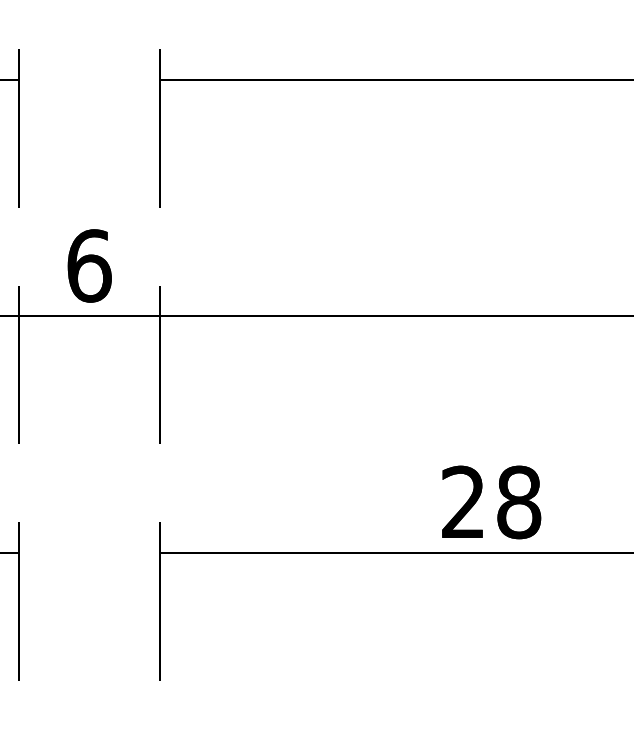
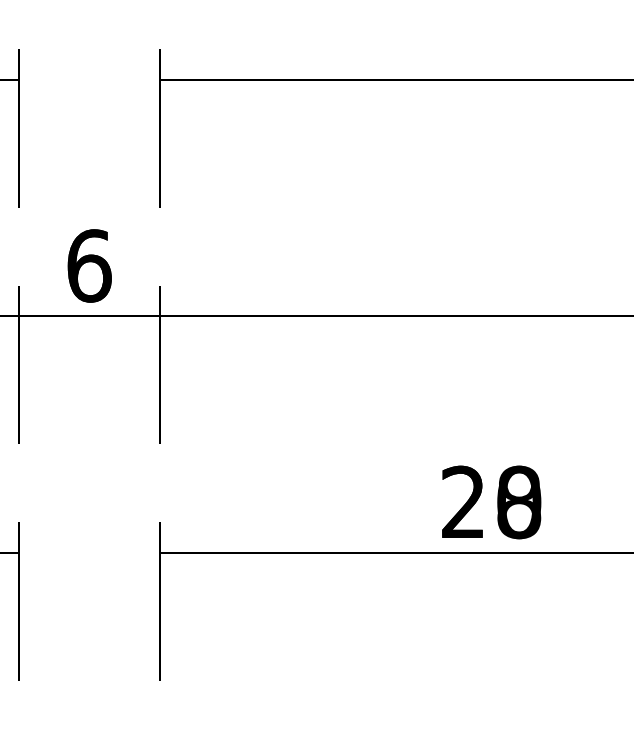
text: 28 -> 20 (519, 502)
